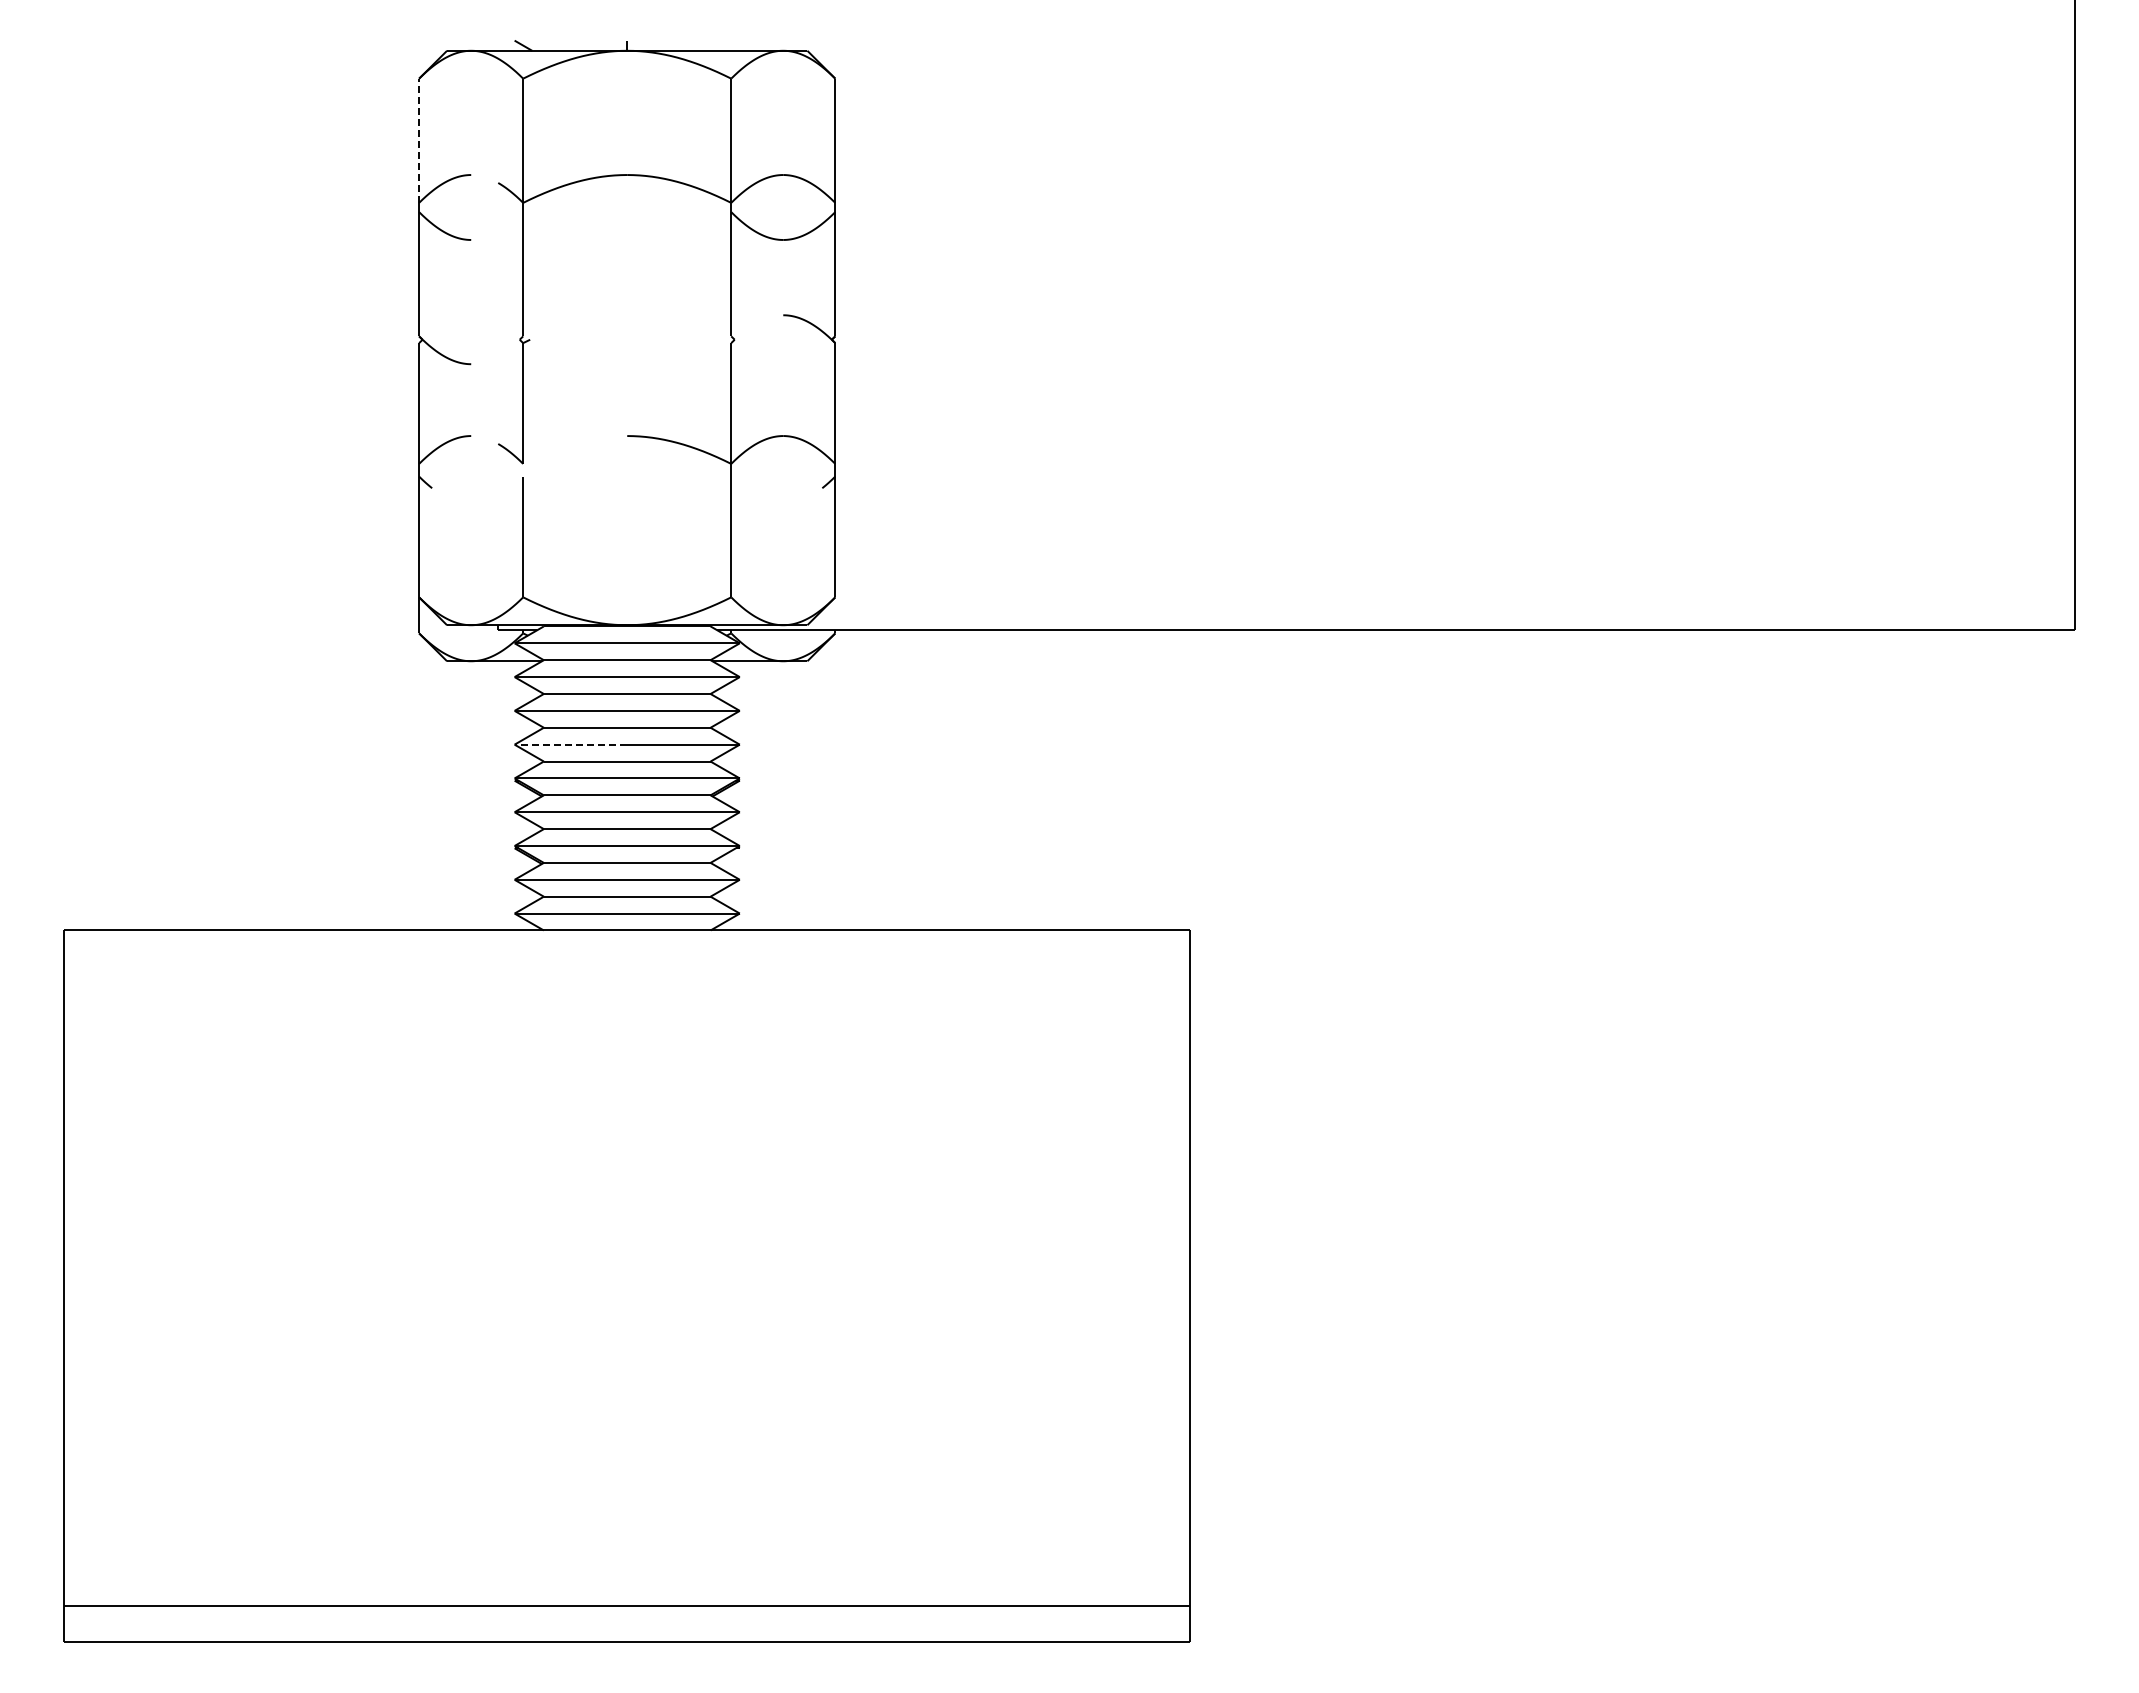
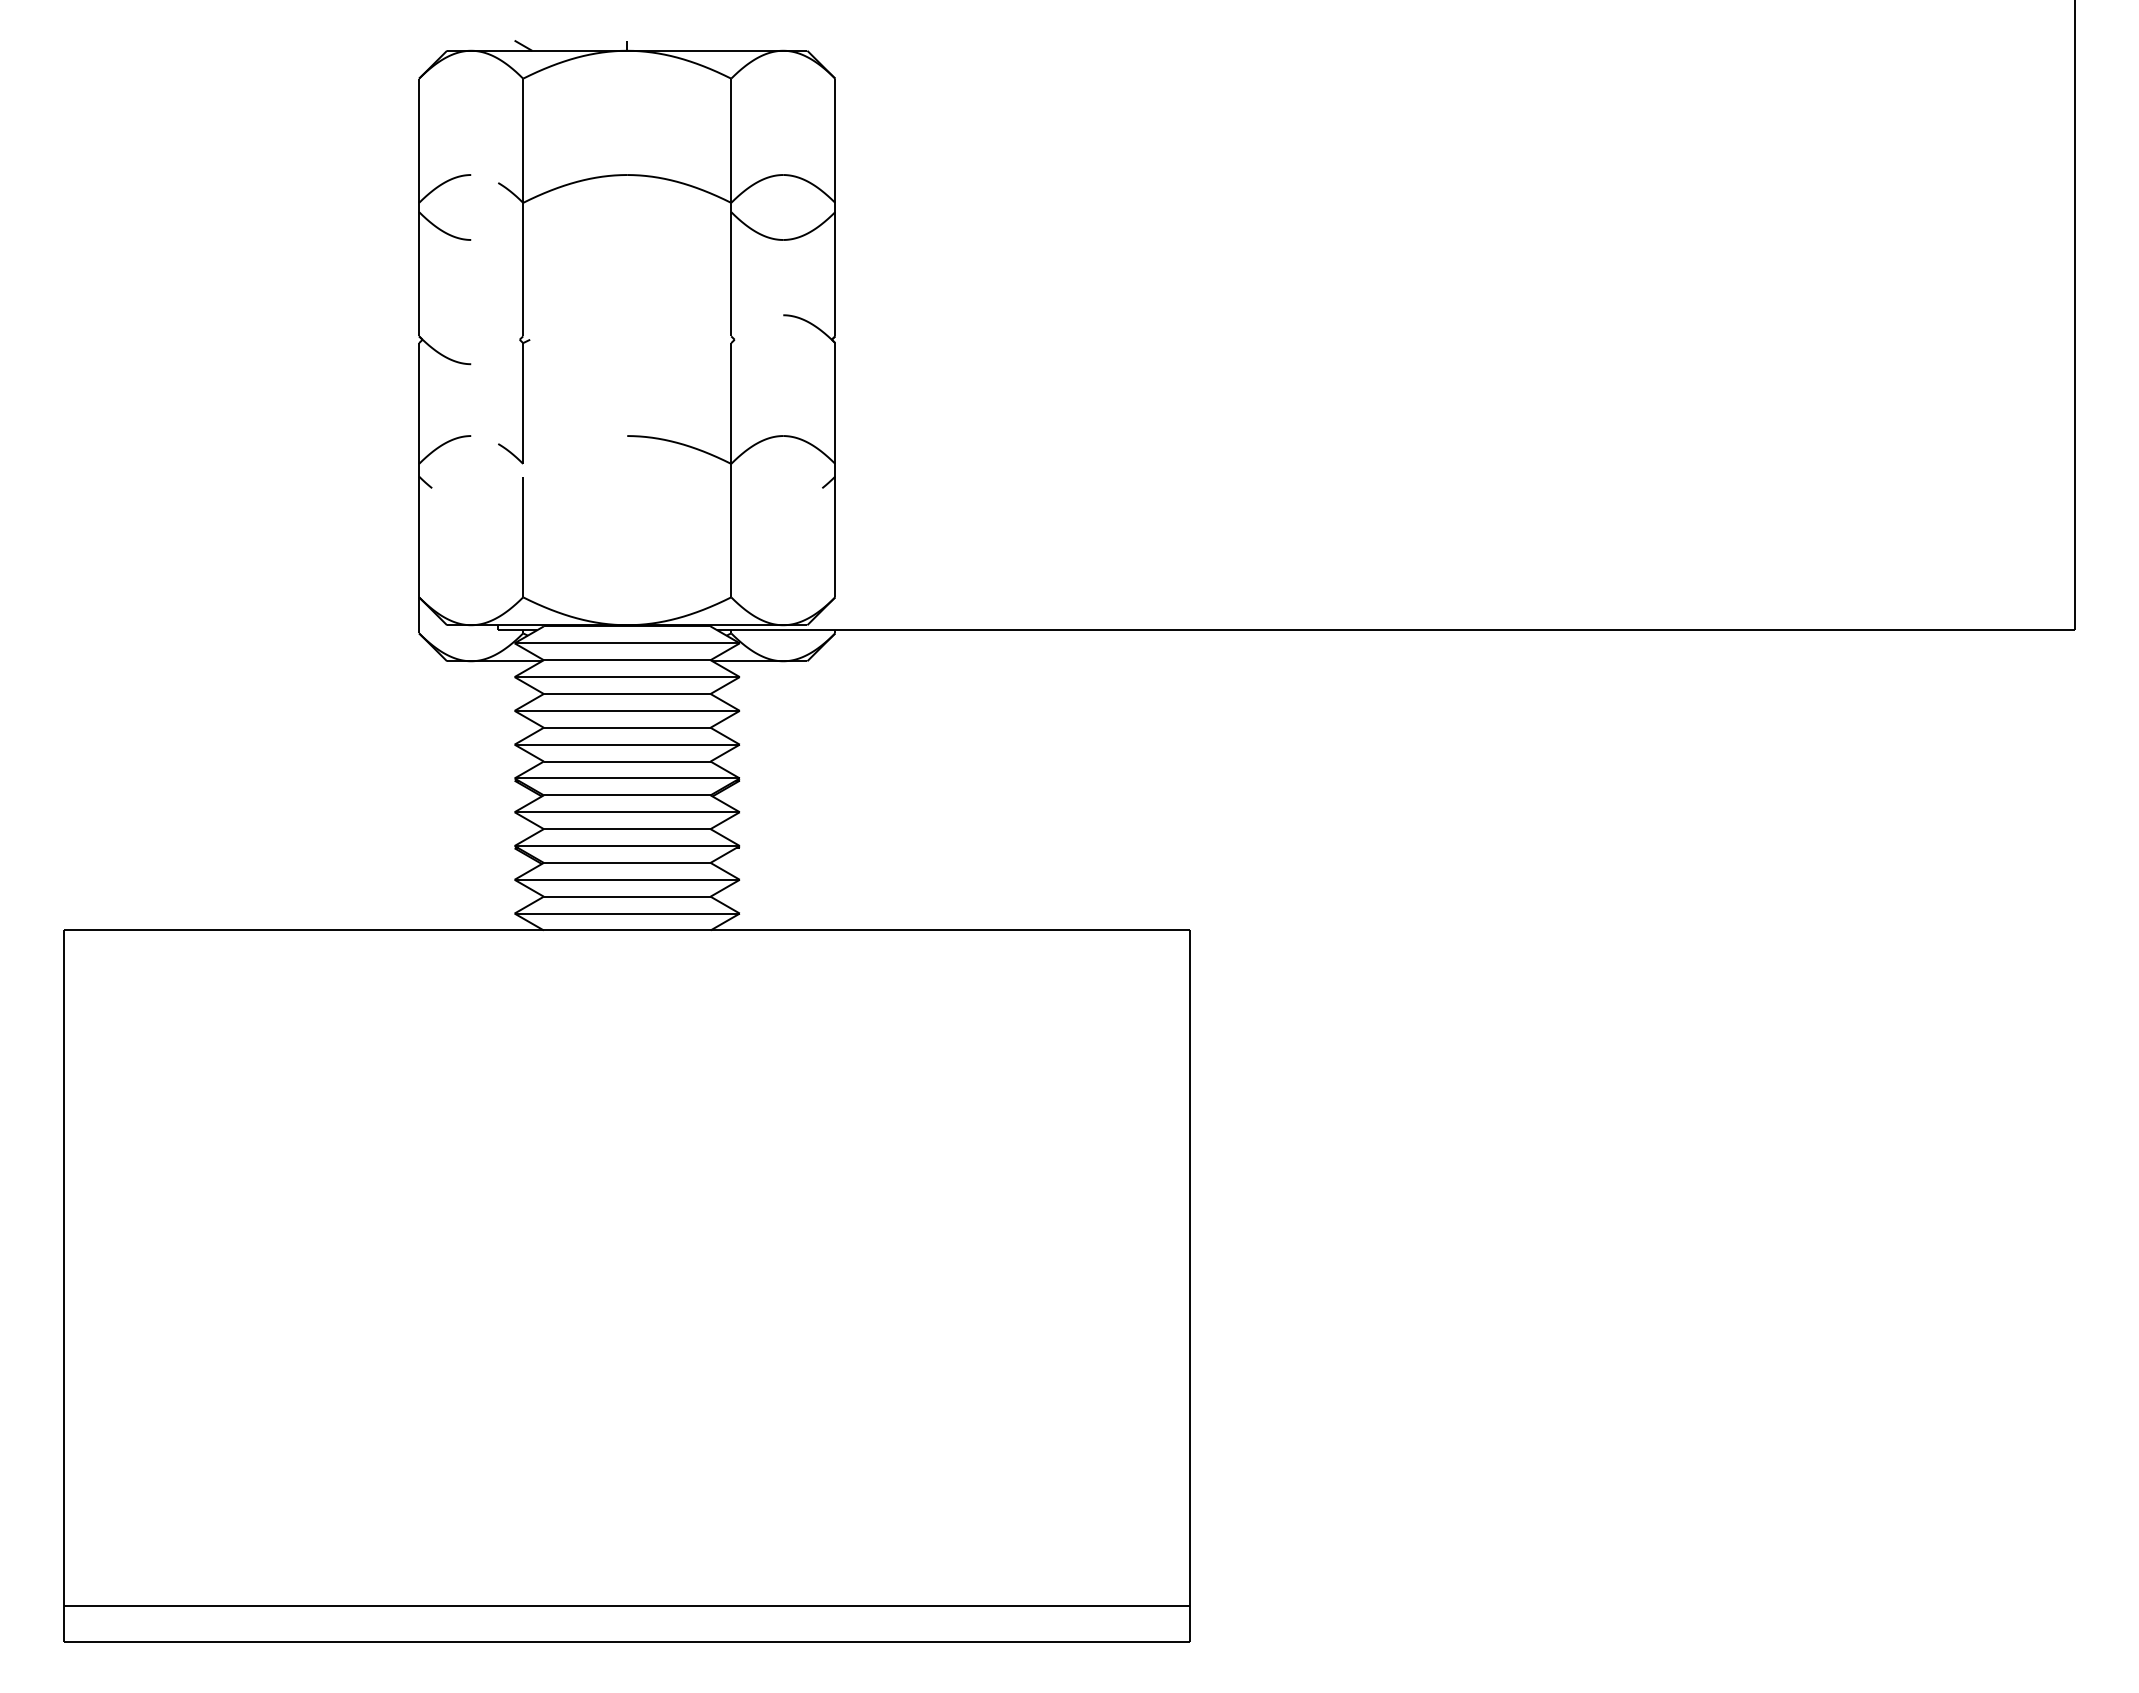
line: dashed -> solid (419, 140)
line: dashed -> solid (570, 744)
